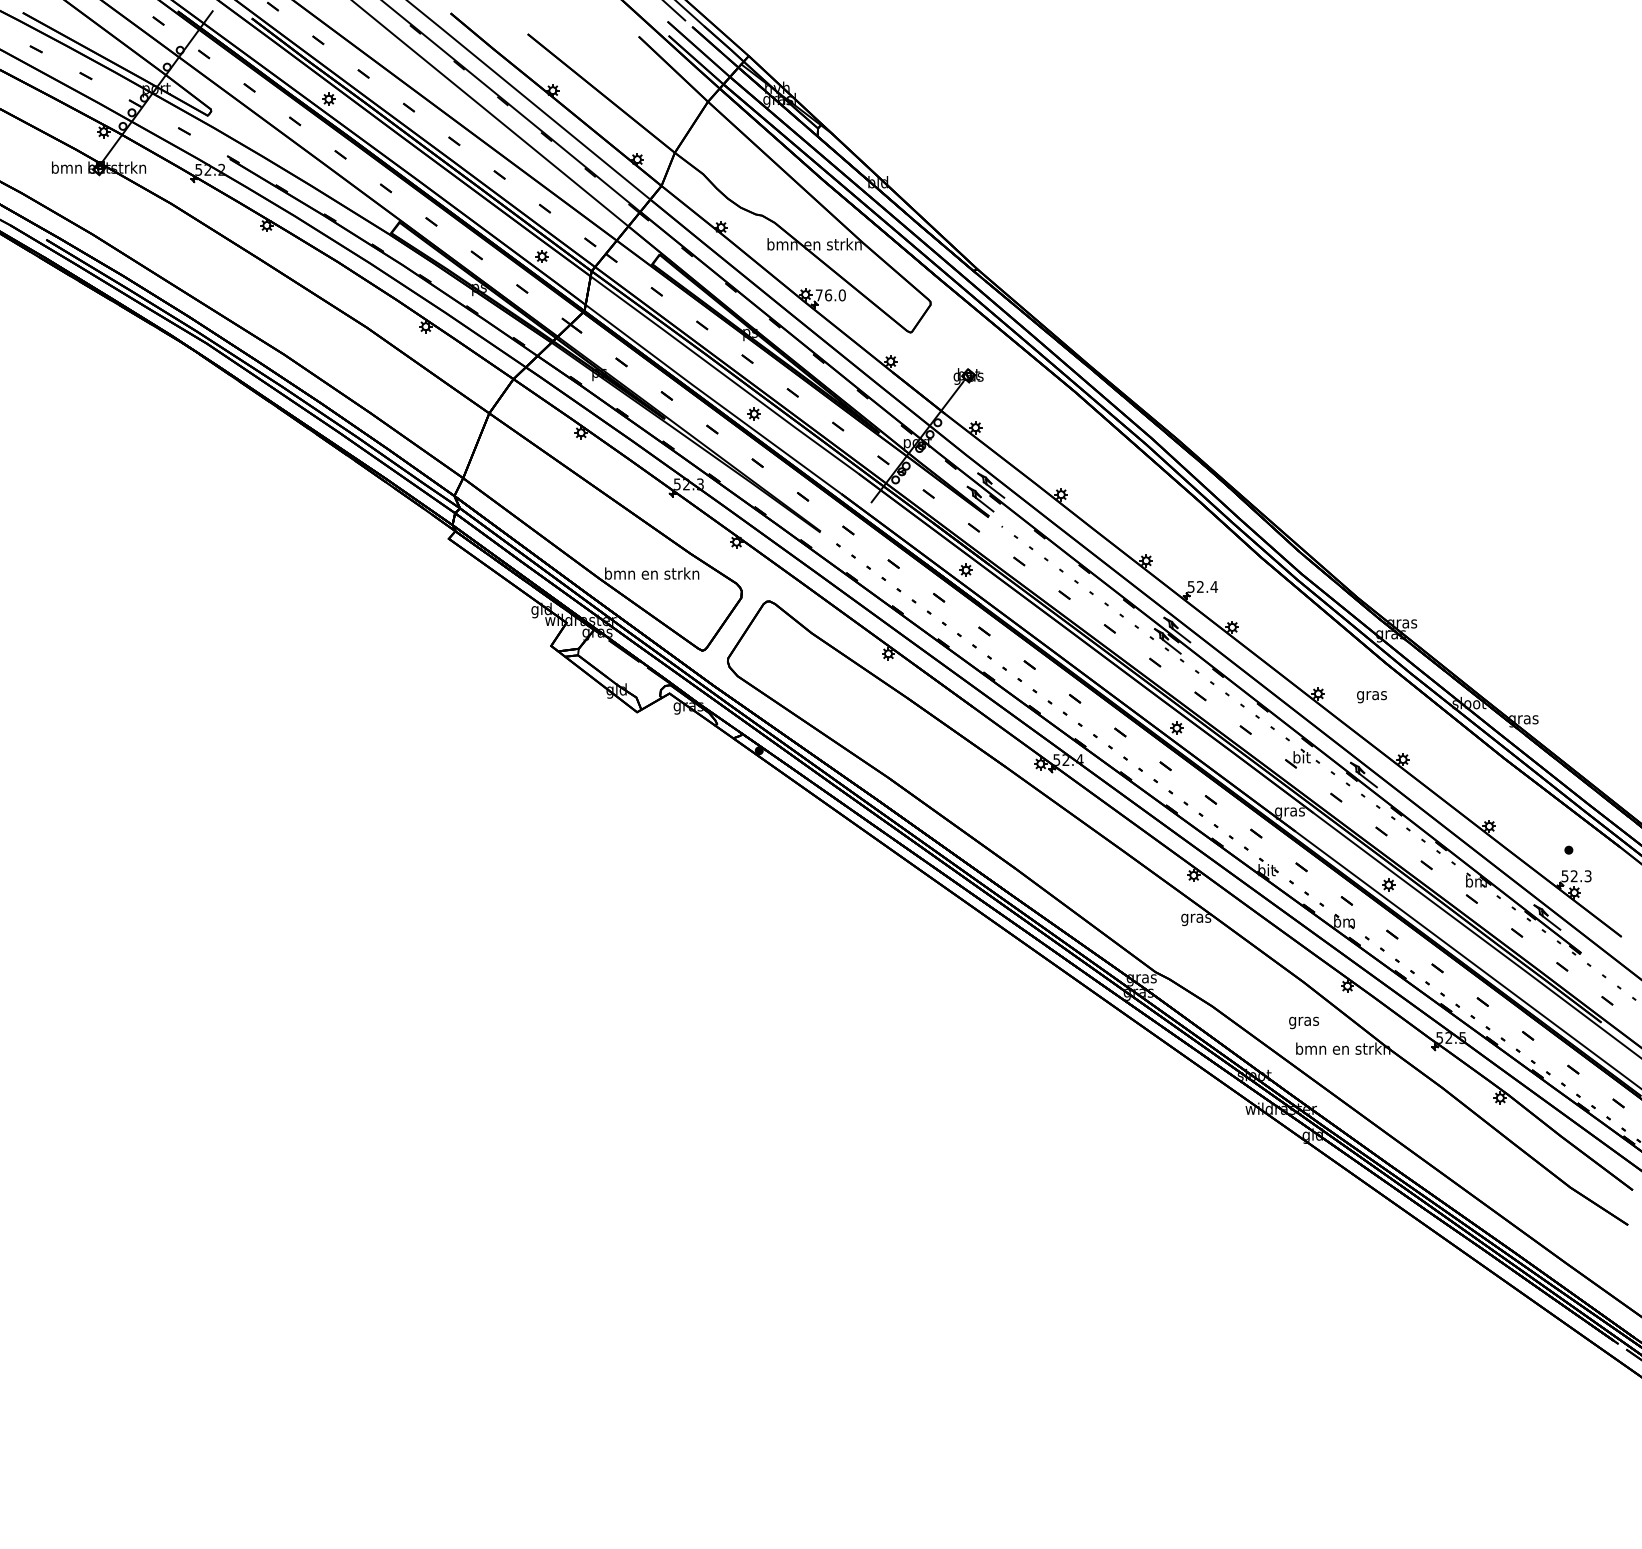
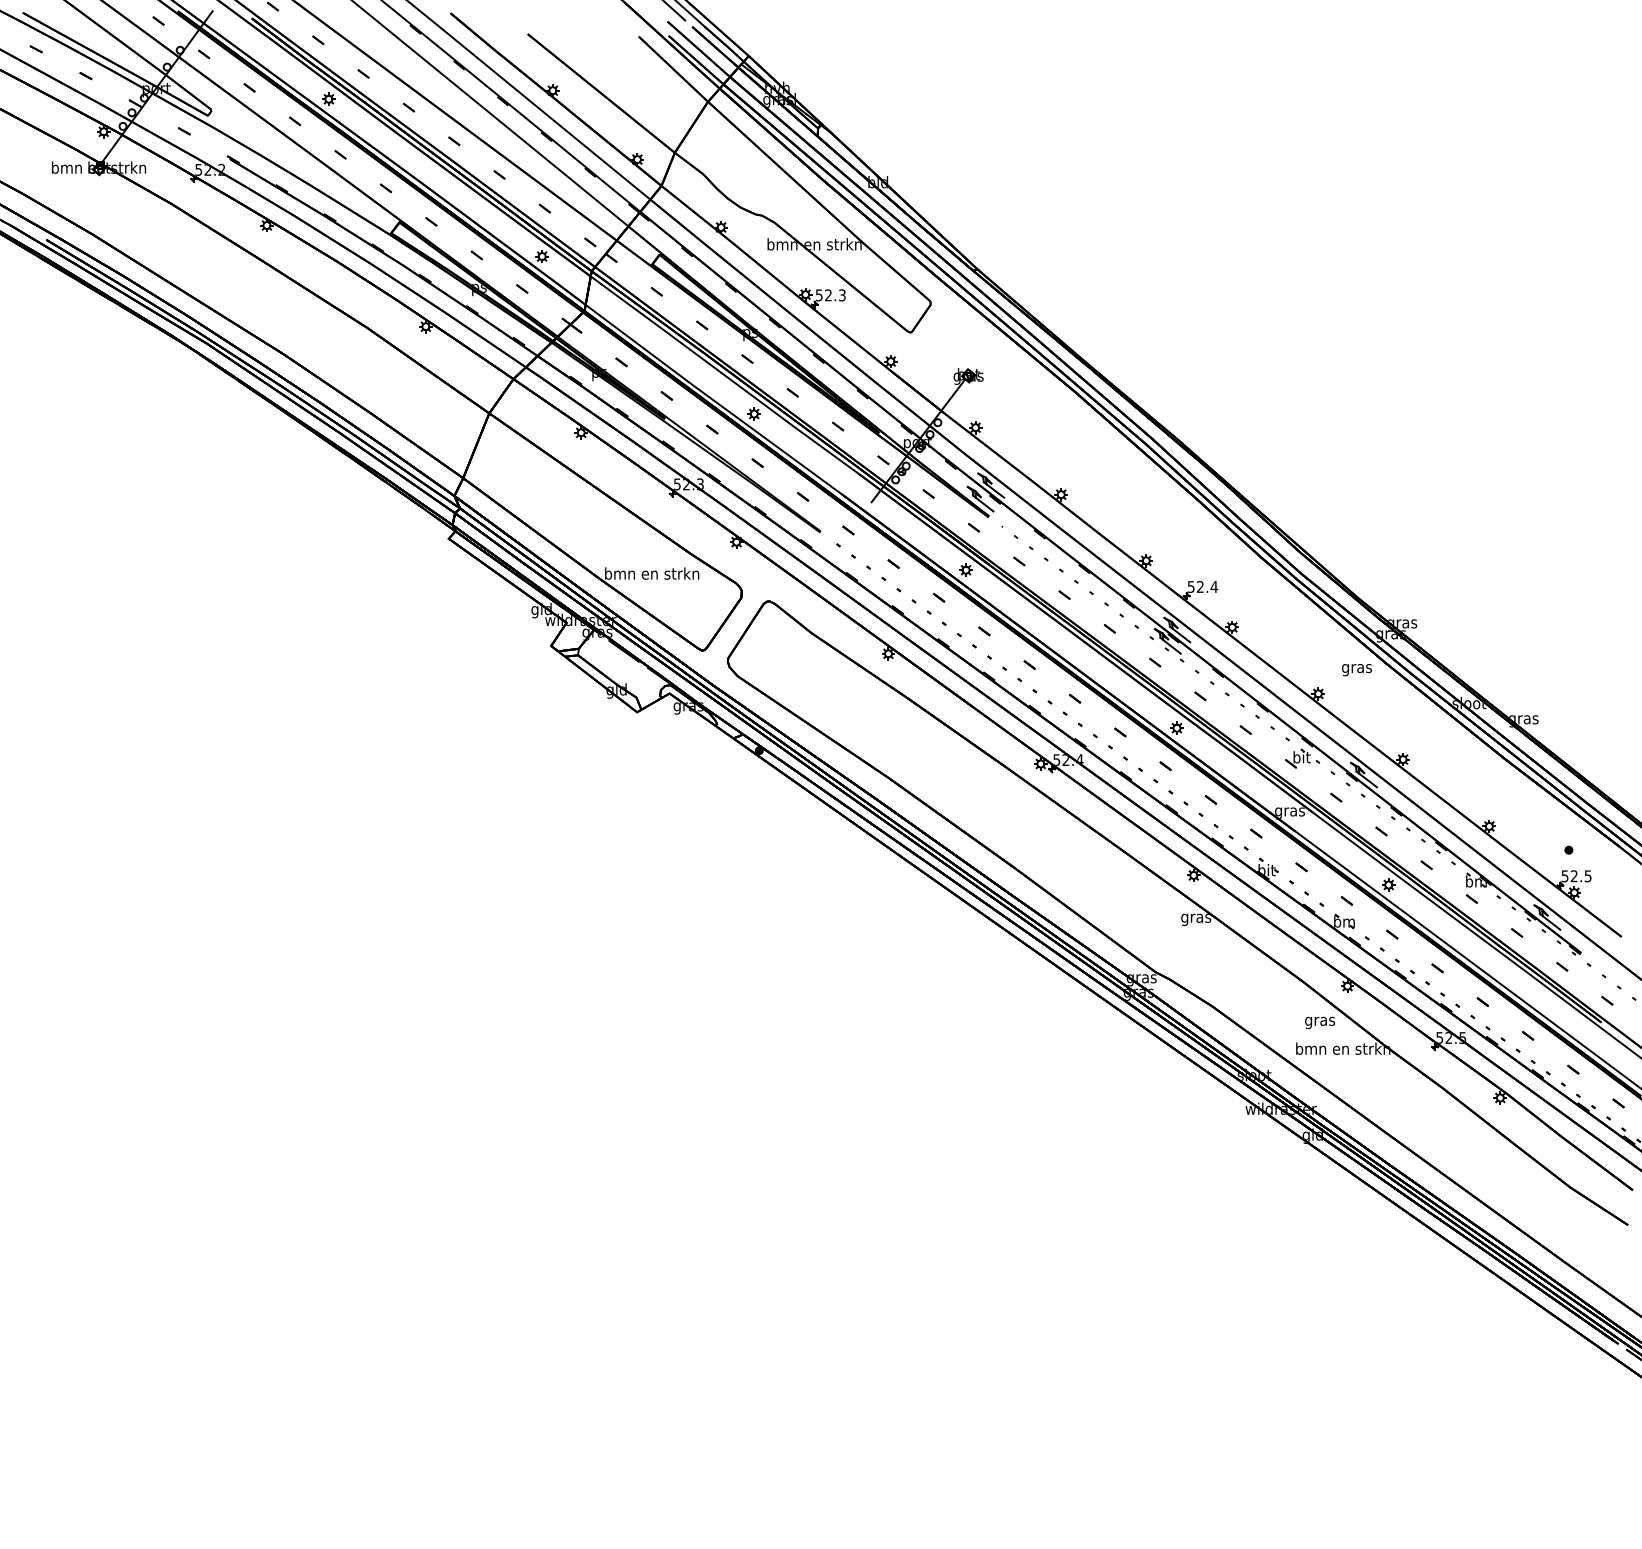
text: 76.0 -> 52.3 (830, 295)
text position: (1371, 697) -> (1356, 670) (1356, 670)
text: 52.3 -> 52.5 (1588, 875)
text position: (1303, 1022) -> (1319, 1022) (1319, 1022)
